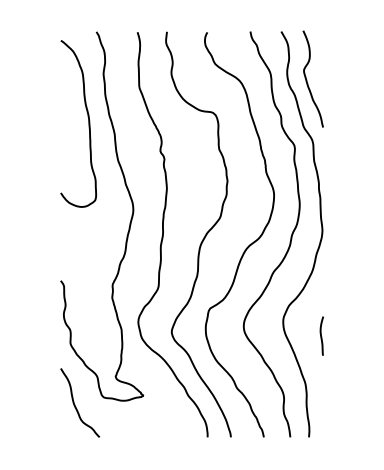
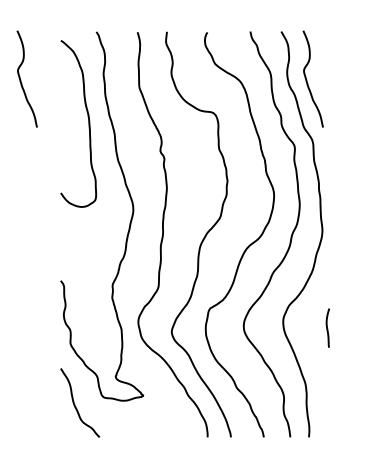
curve: none -> present (21, 80)
curve position: (321, 335) -> (327, 327) (327, 327)
